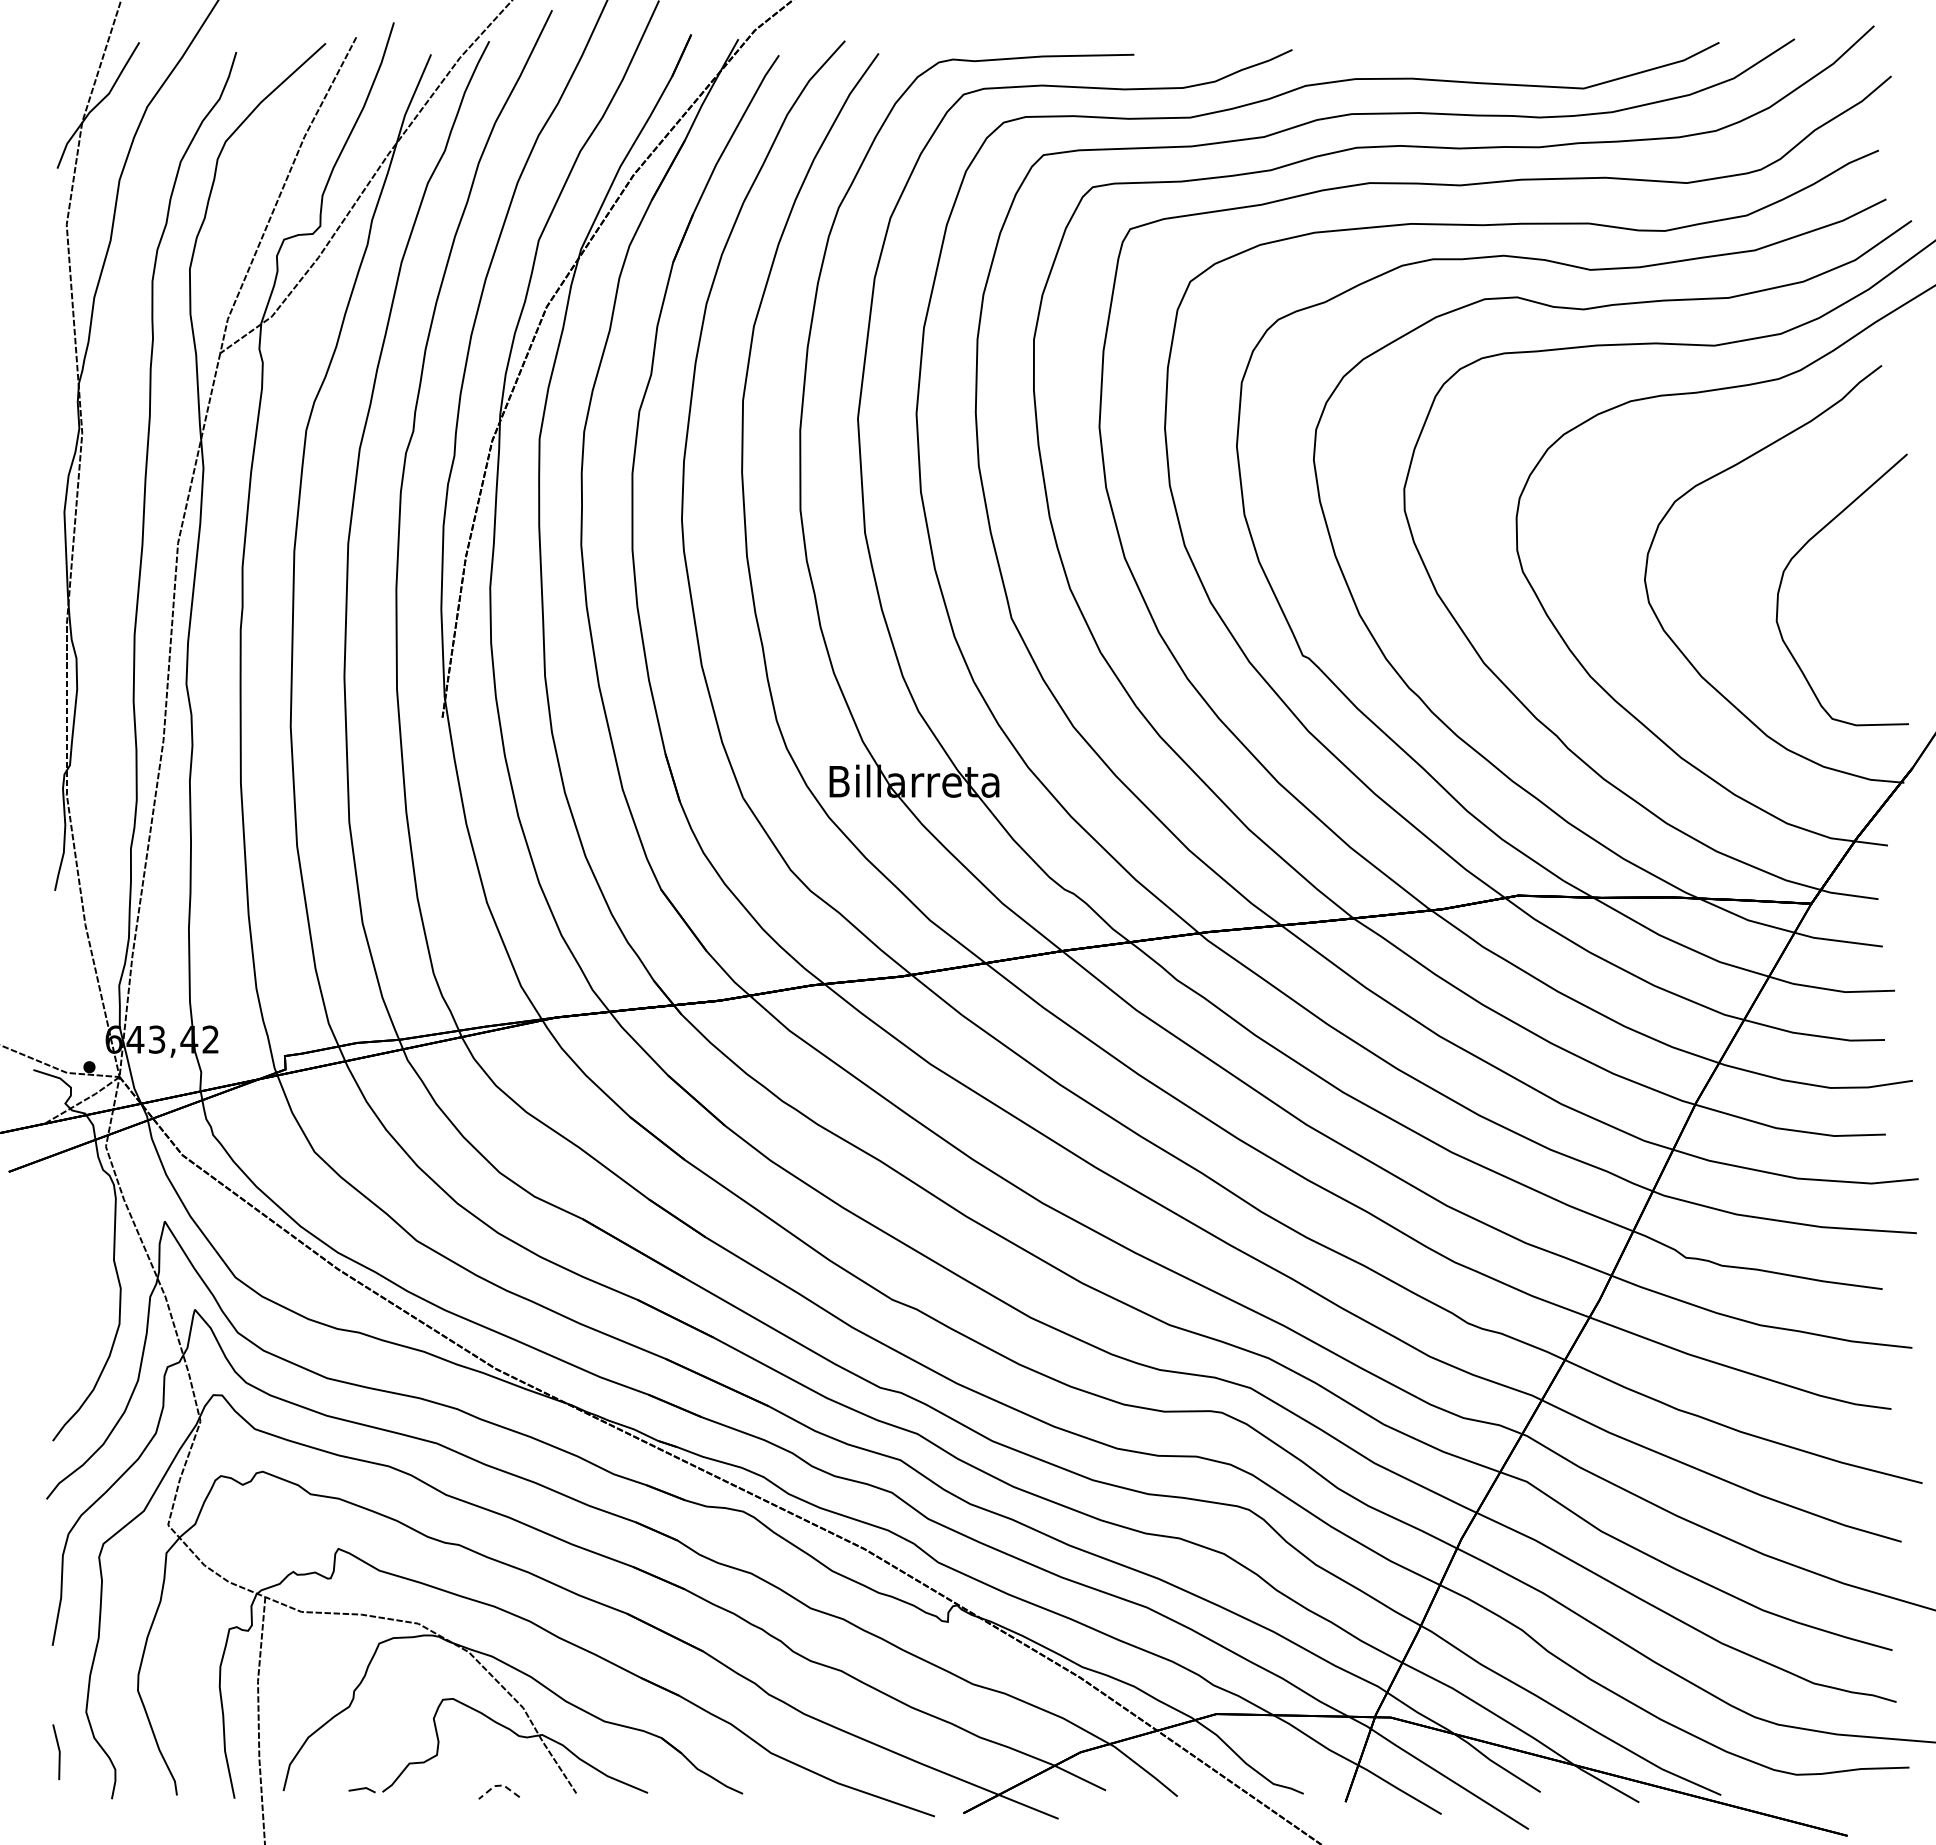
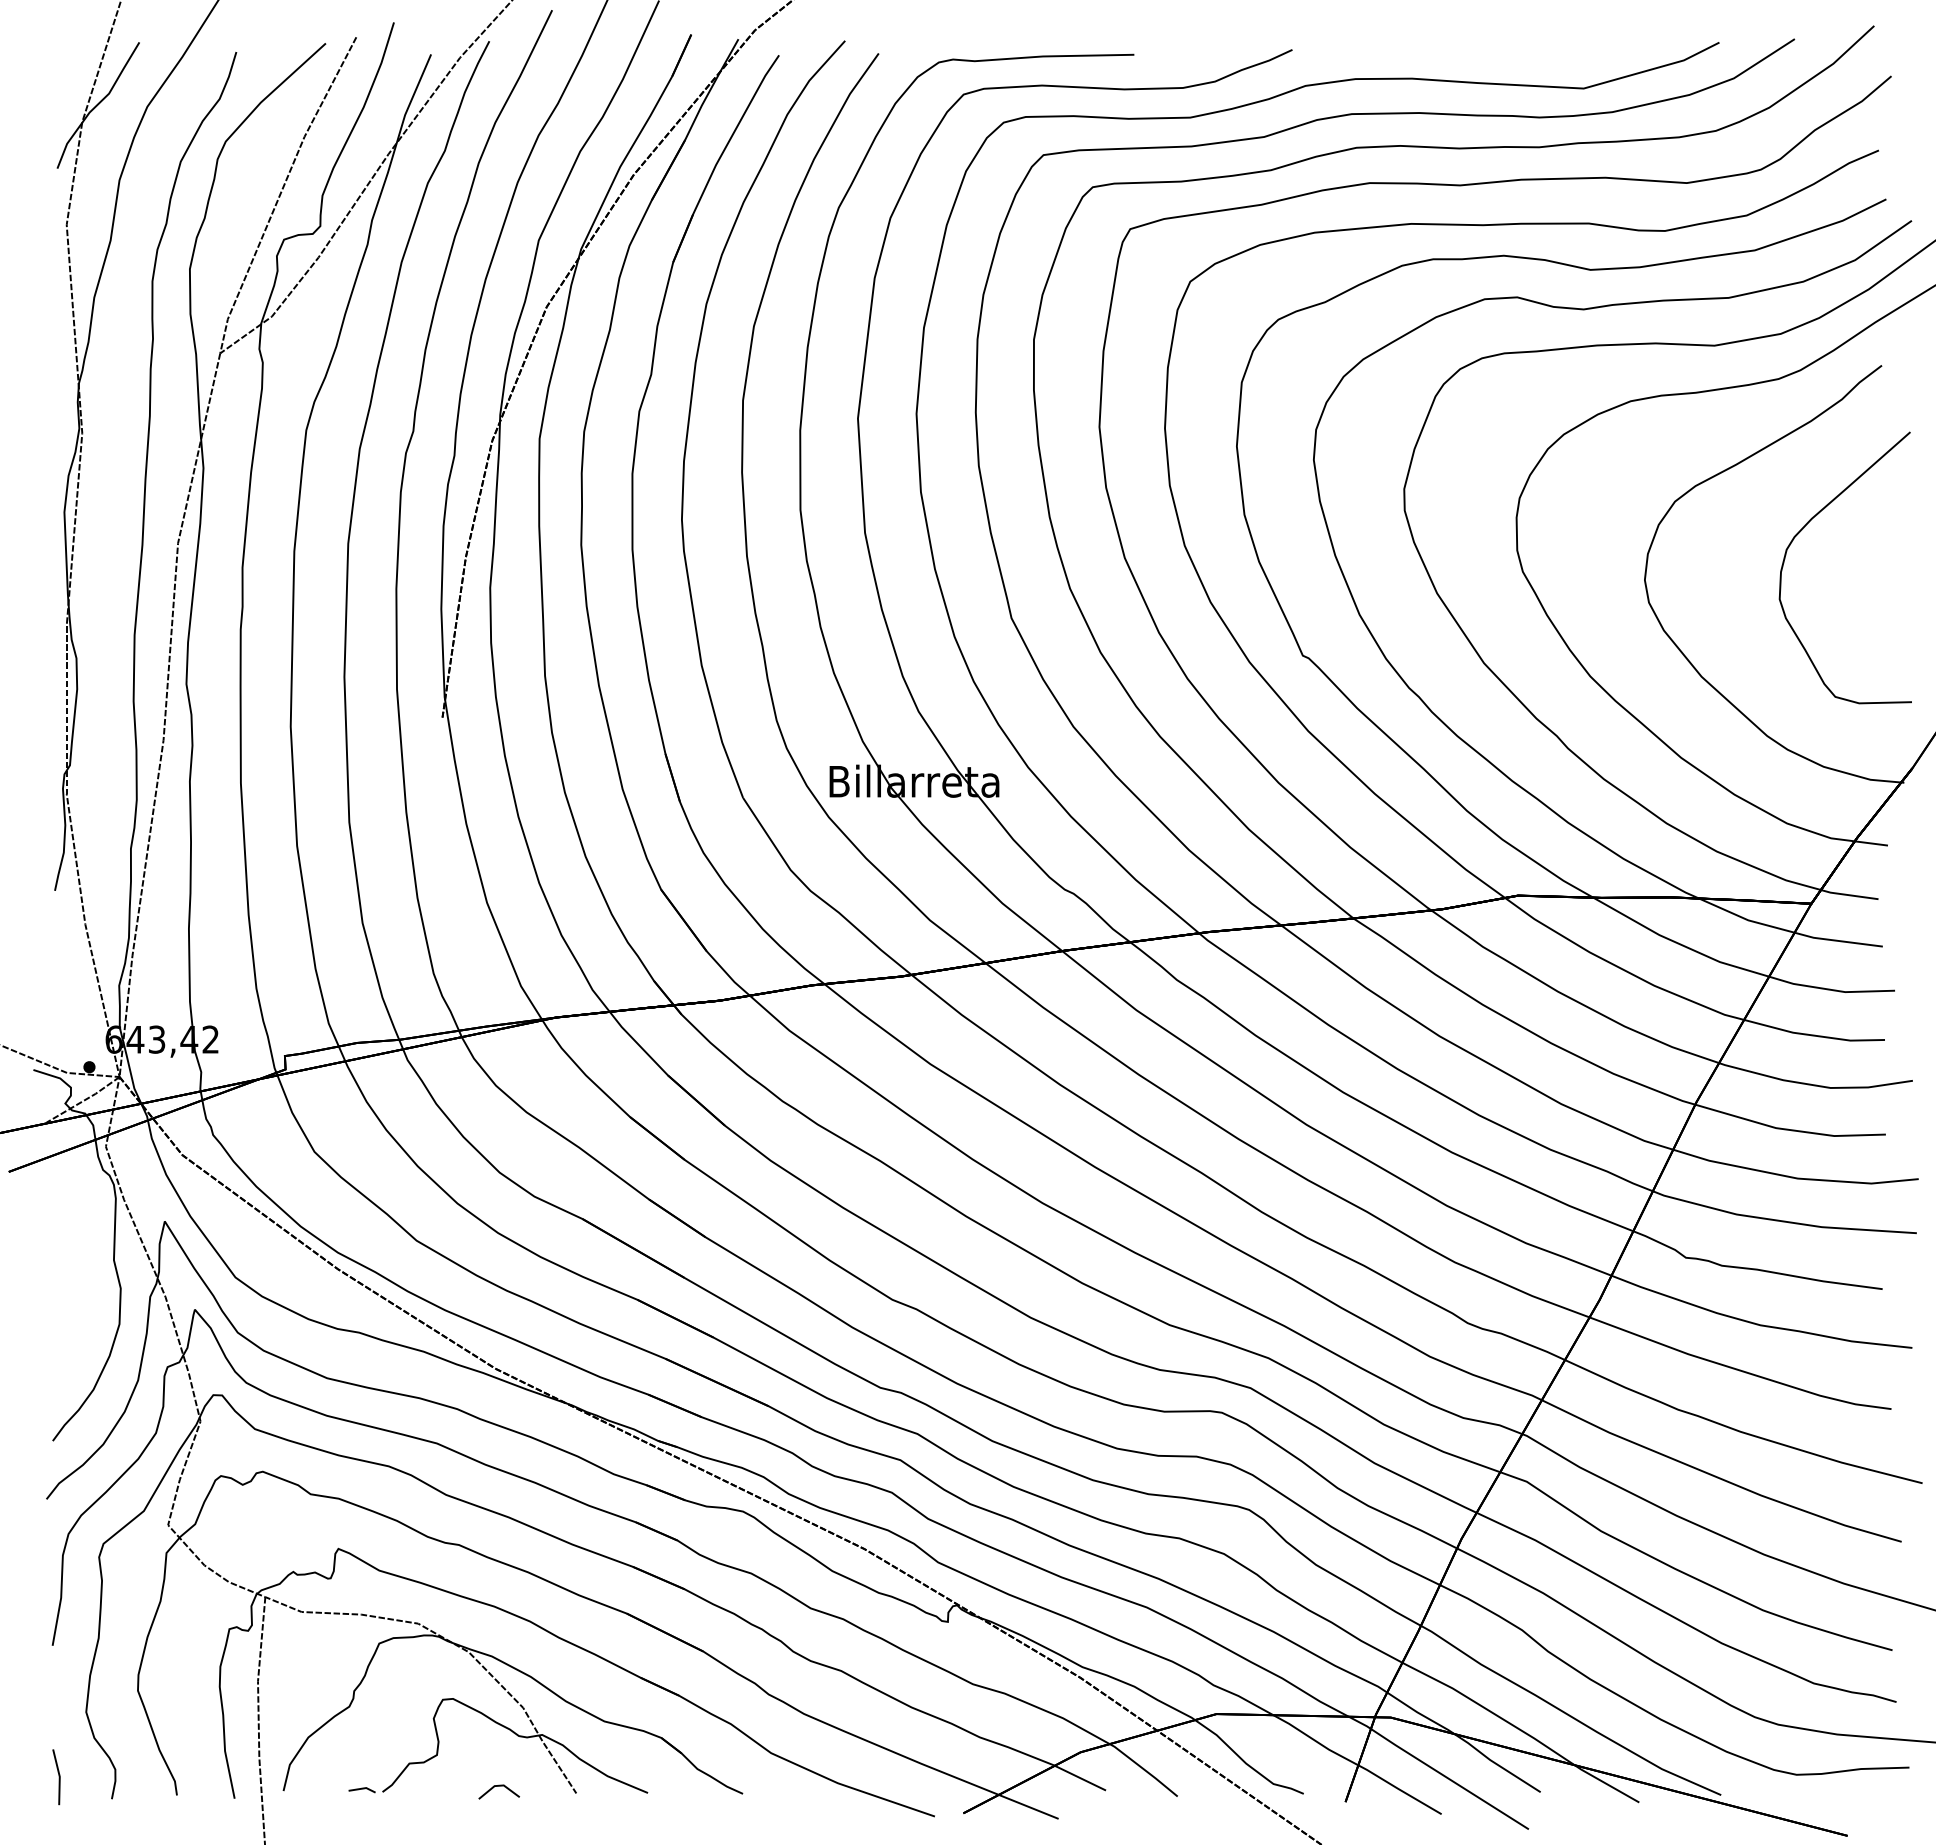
curve position: (1799, 552) -> (1802, 530) (1802, 530)
line position: (58, 1752) -> (58, 1777) (58, 1777)
line: dashed -> solid (498, 1785)
